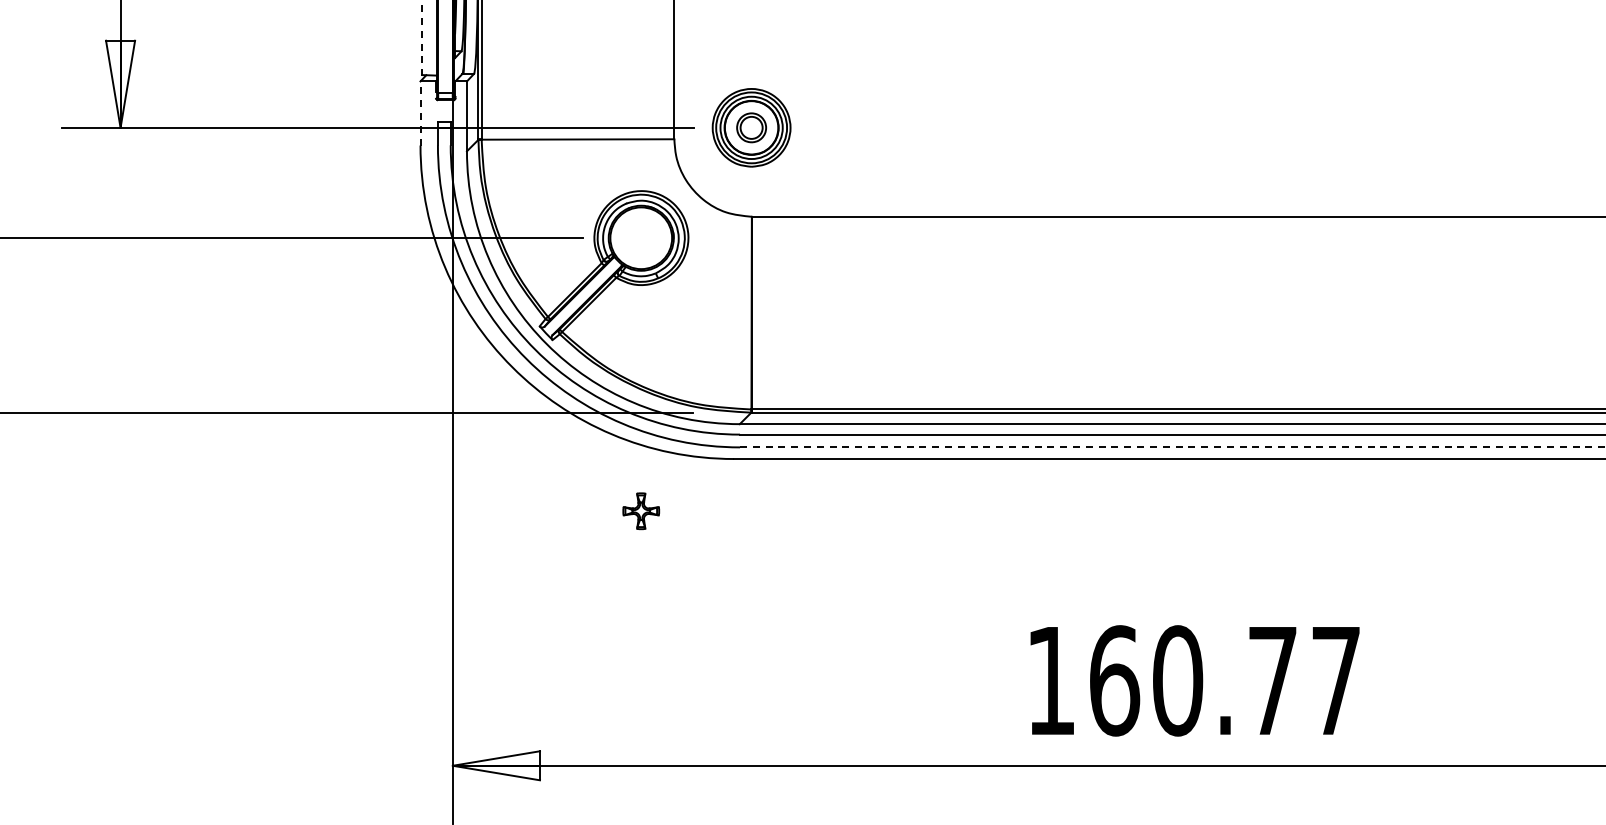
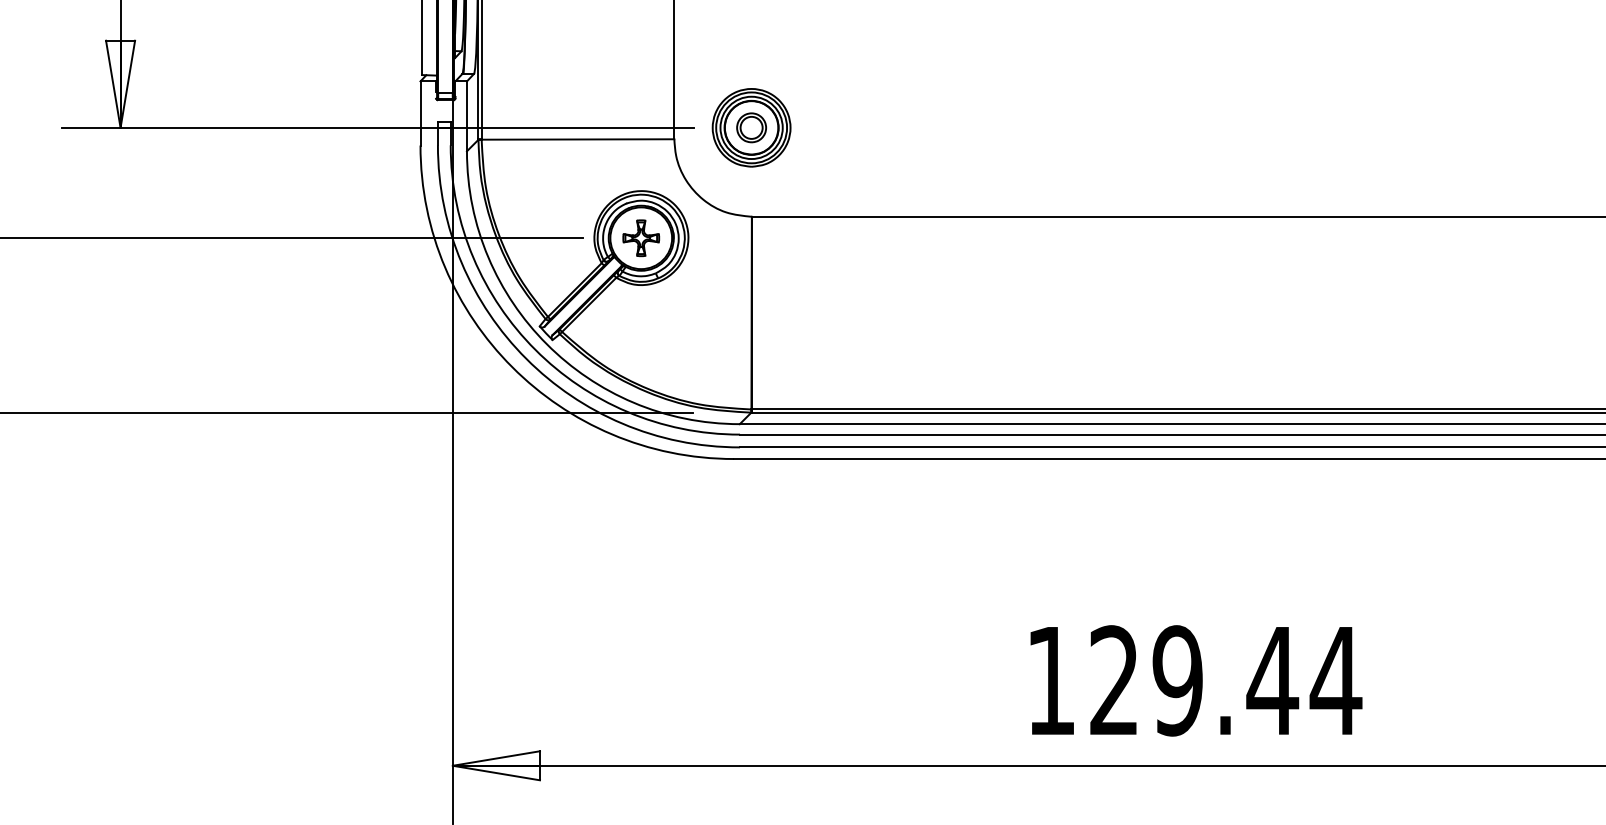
line: dashed -> solid (421, 38)
line: dashed -> solid (420, 112)
line: dashed -> solid (1172, 447)
part position: (641, 511) -> (641, 238) (641, 238)
text: 160.77 -> 129.44 (1226, 680)
